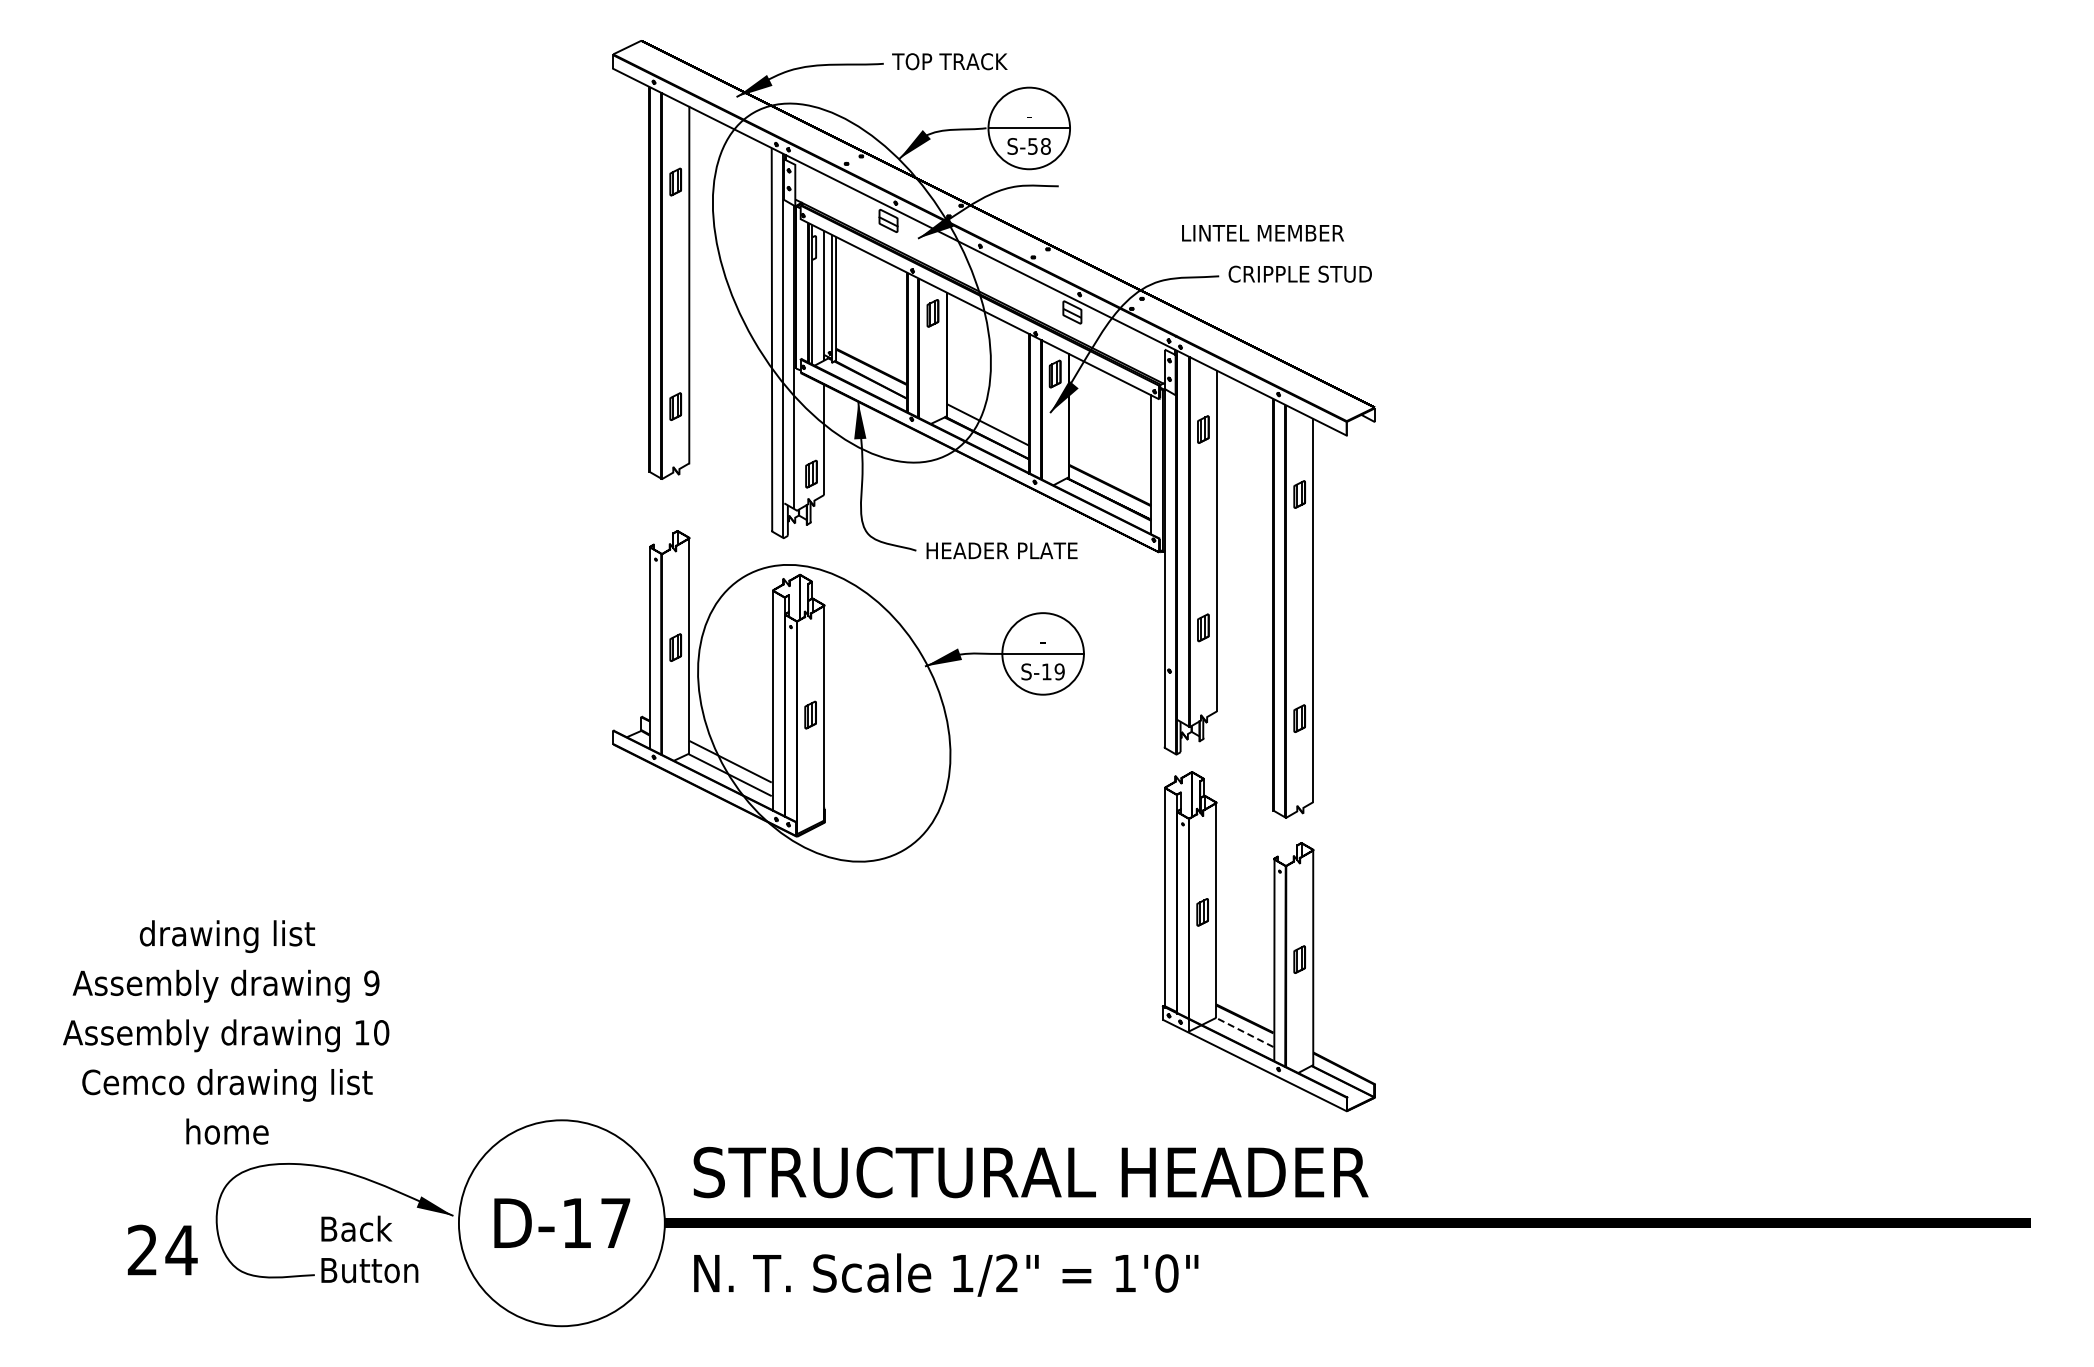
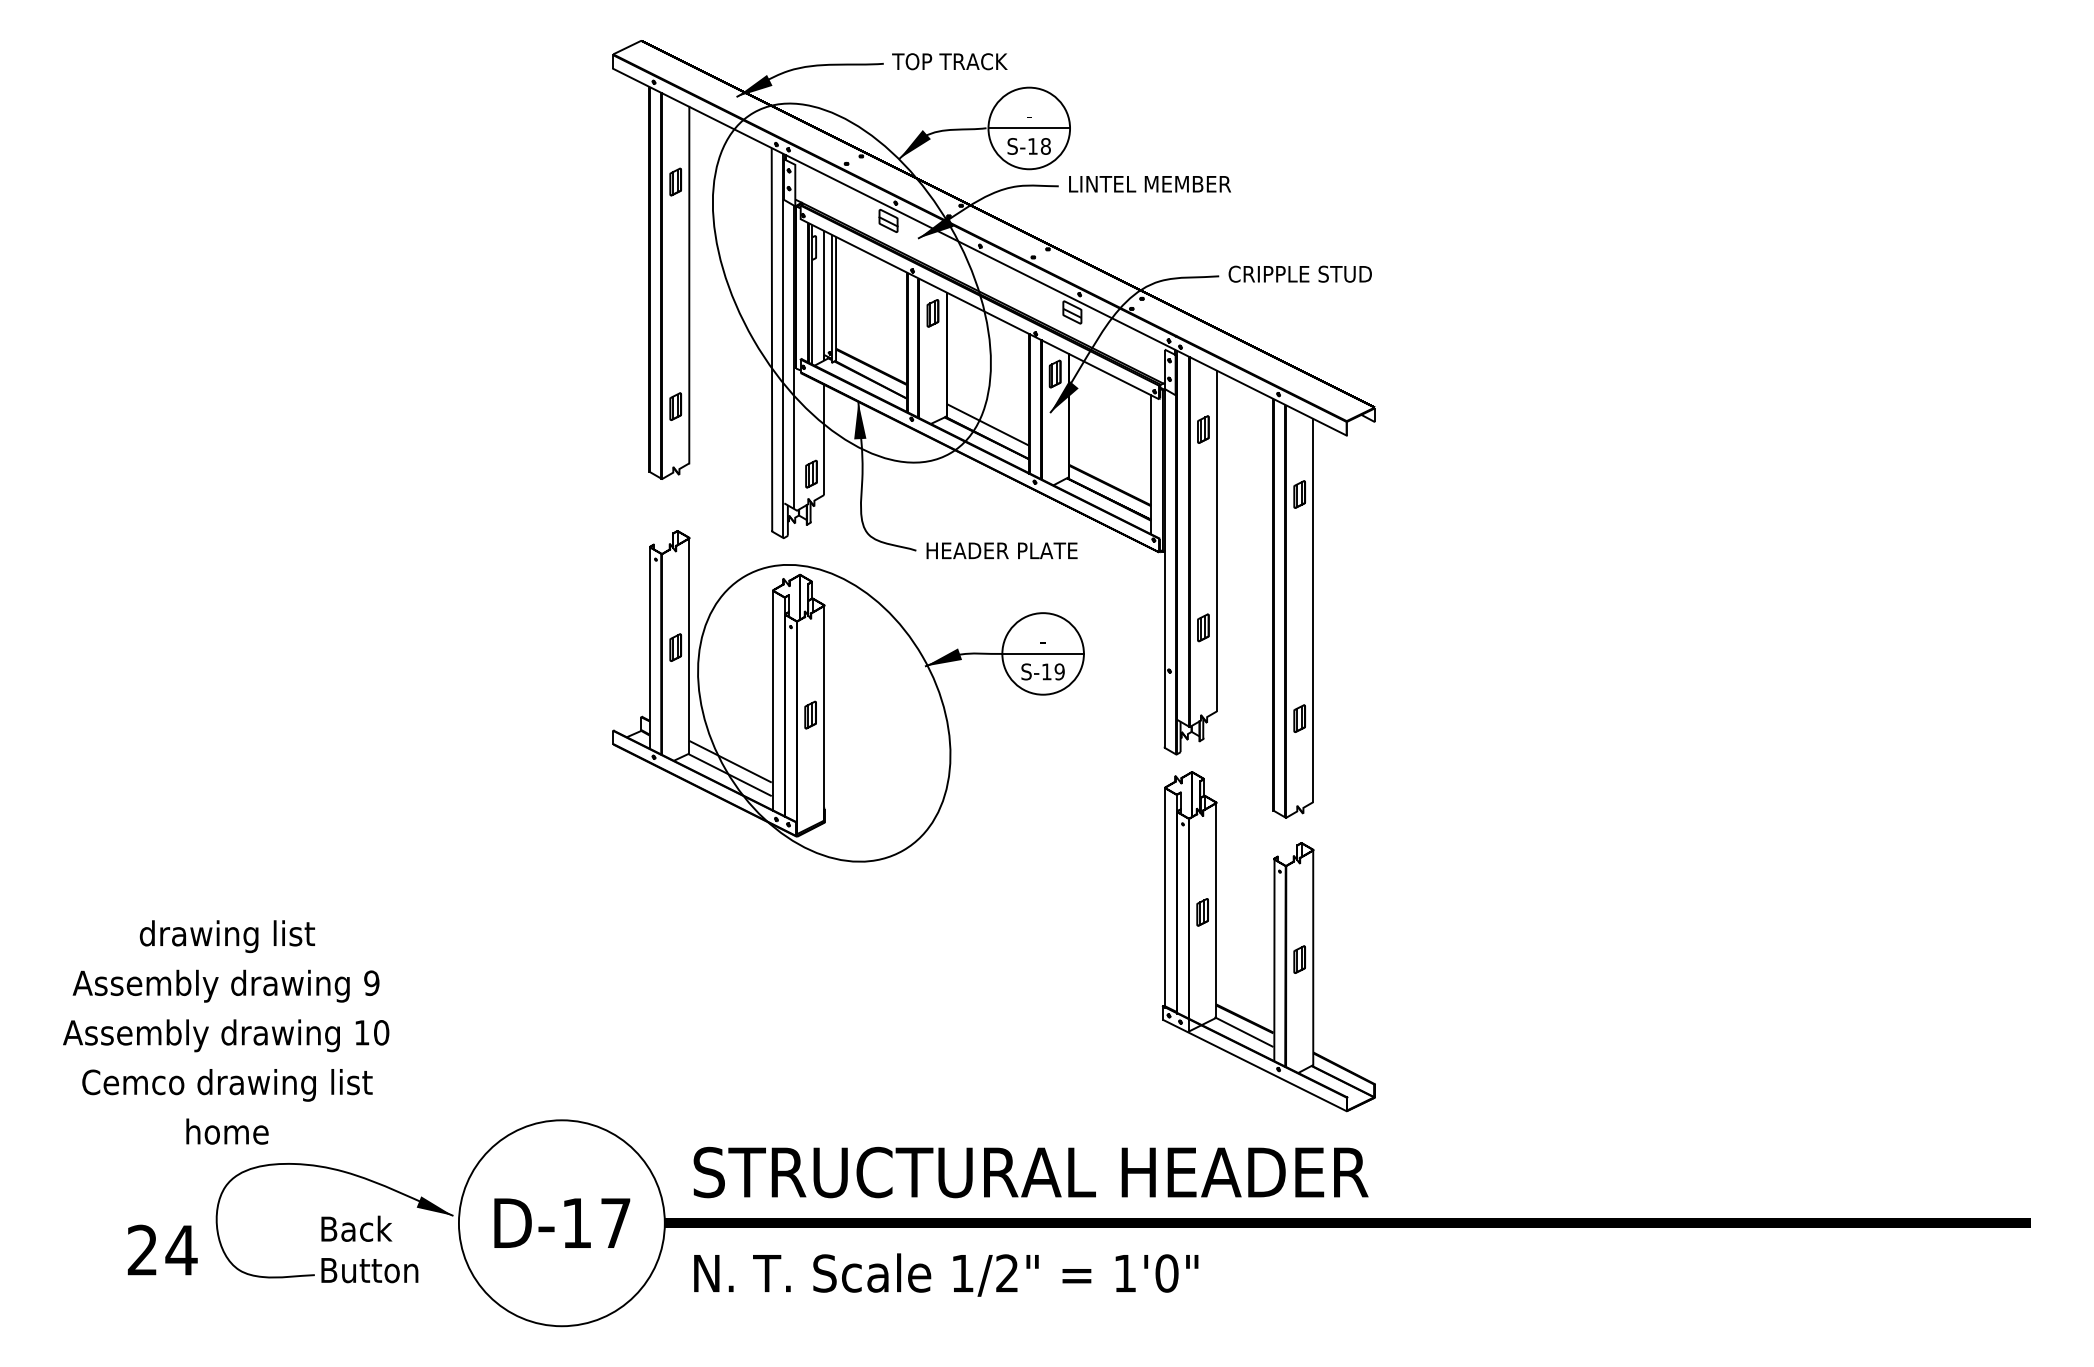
text: S-58 -> S-18 (1032, 146)
text position: (1262, 233) -> (1149, 184) (1149, 184)
line: dashed -> solid (1243, 1031)
